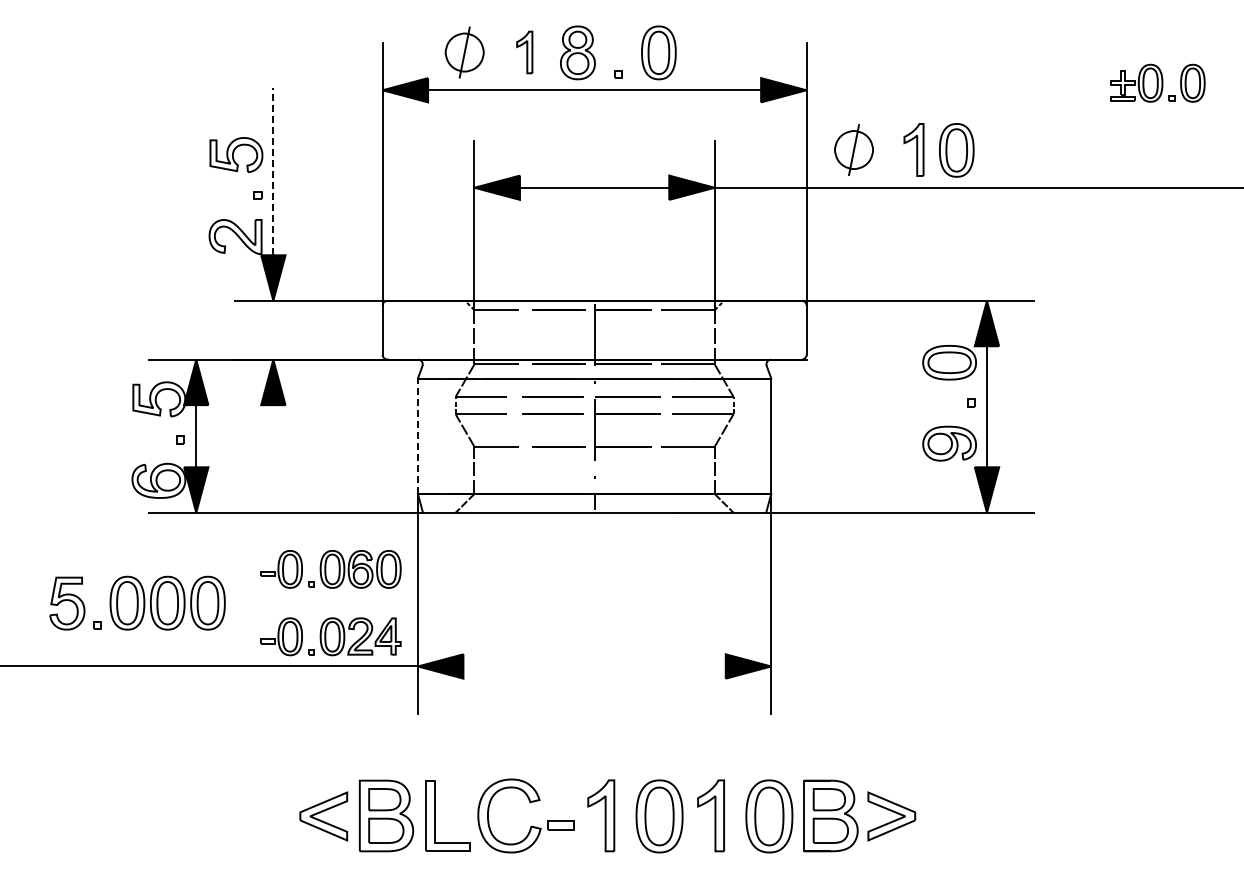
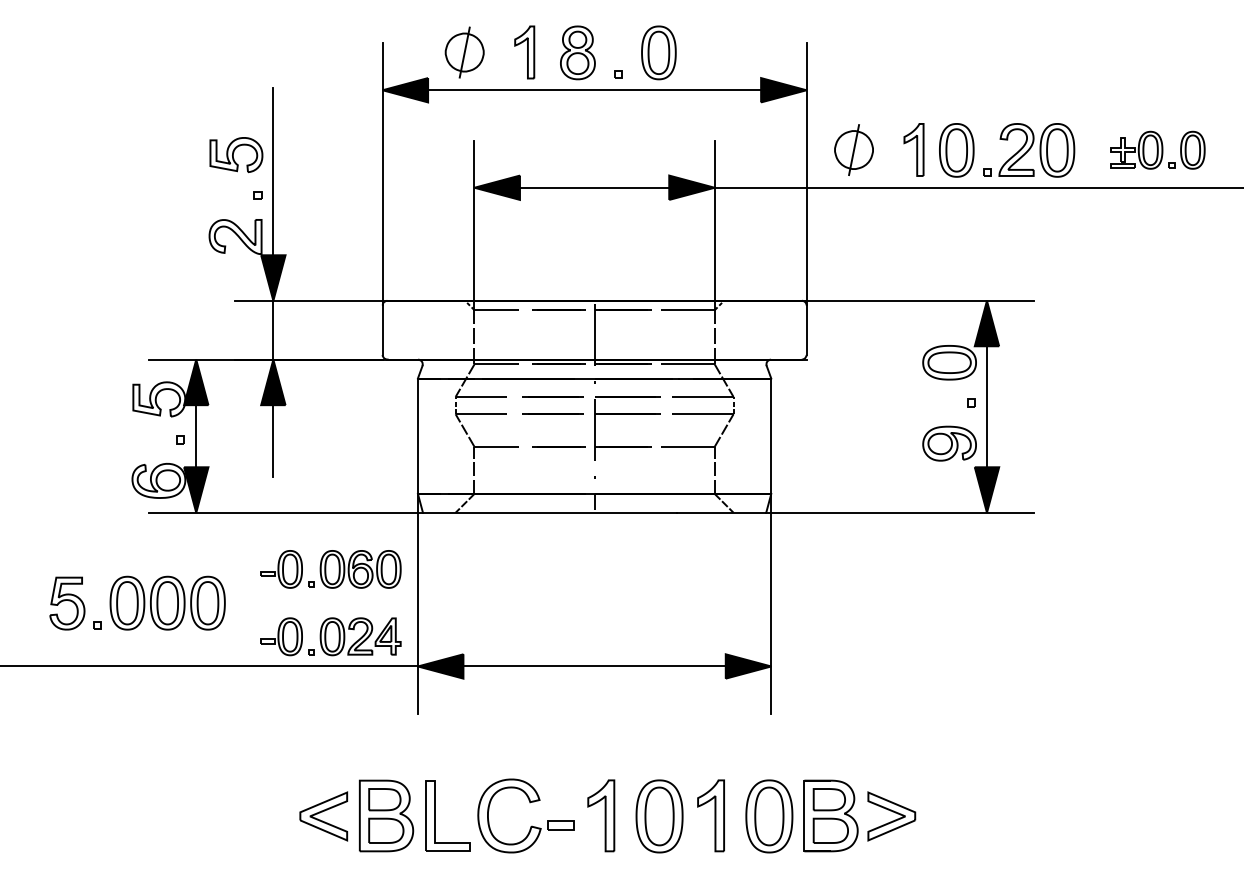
part size: 18x45 px -> 22x55 px (524, 52)
part position: (1157, 82) -> (1157, 149) (1157, 149)
part: none -> present (1029, 150)
line: dashed -> solid (273, 171)
line: none -> present (273, 329)
line: dashed -> solid (417, 436)
line: none -> present (273, 441)
line: none -> present (594, 666)
